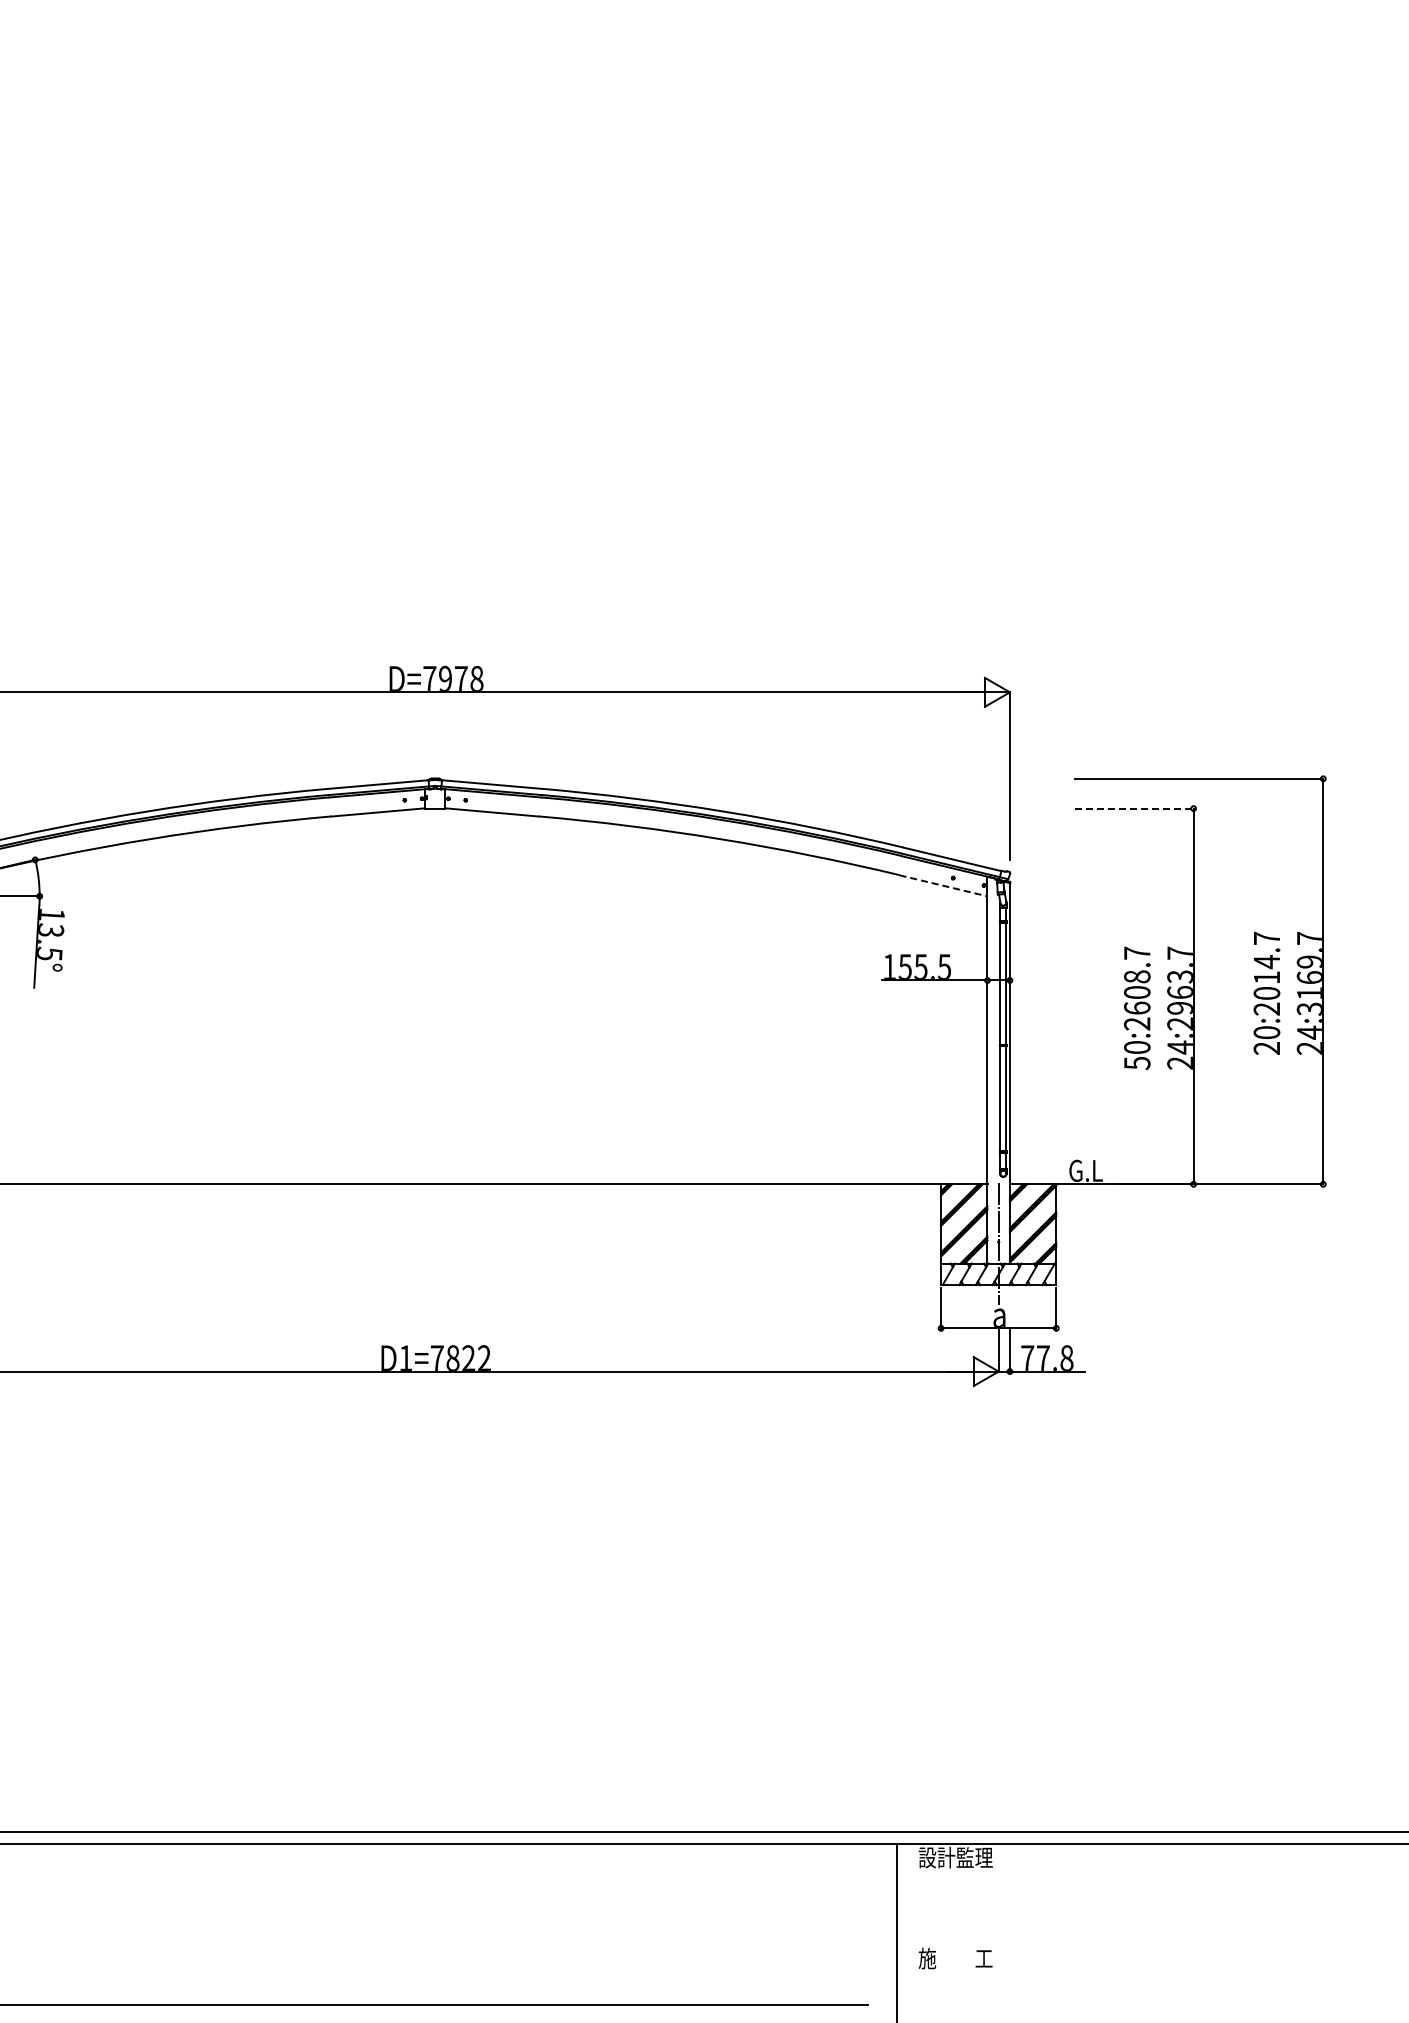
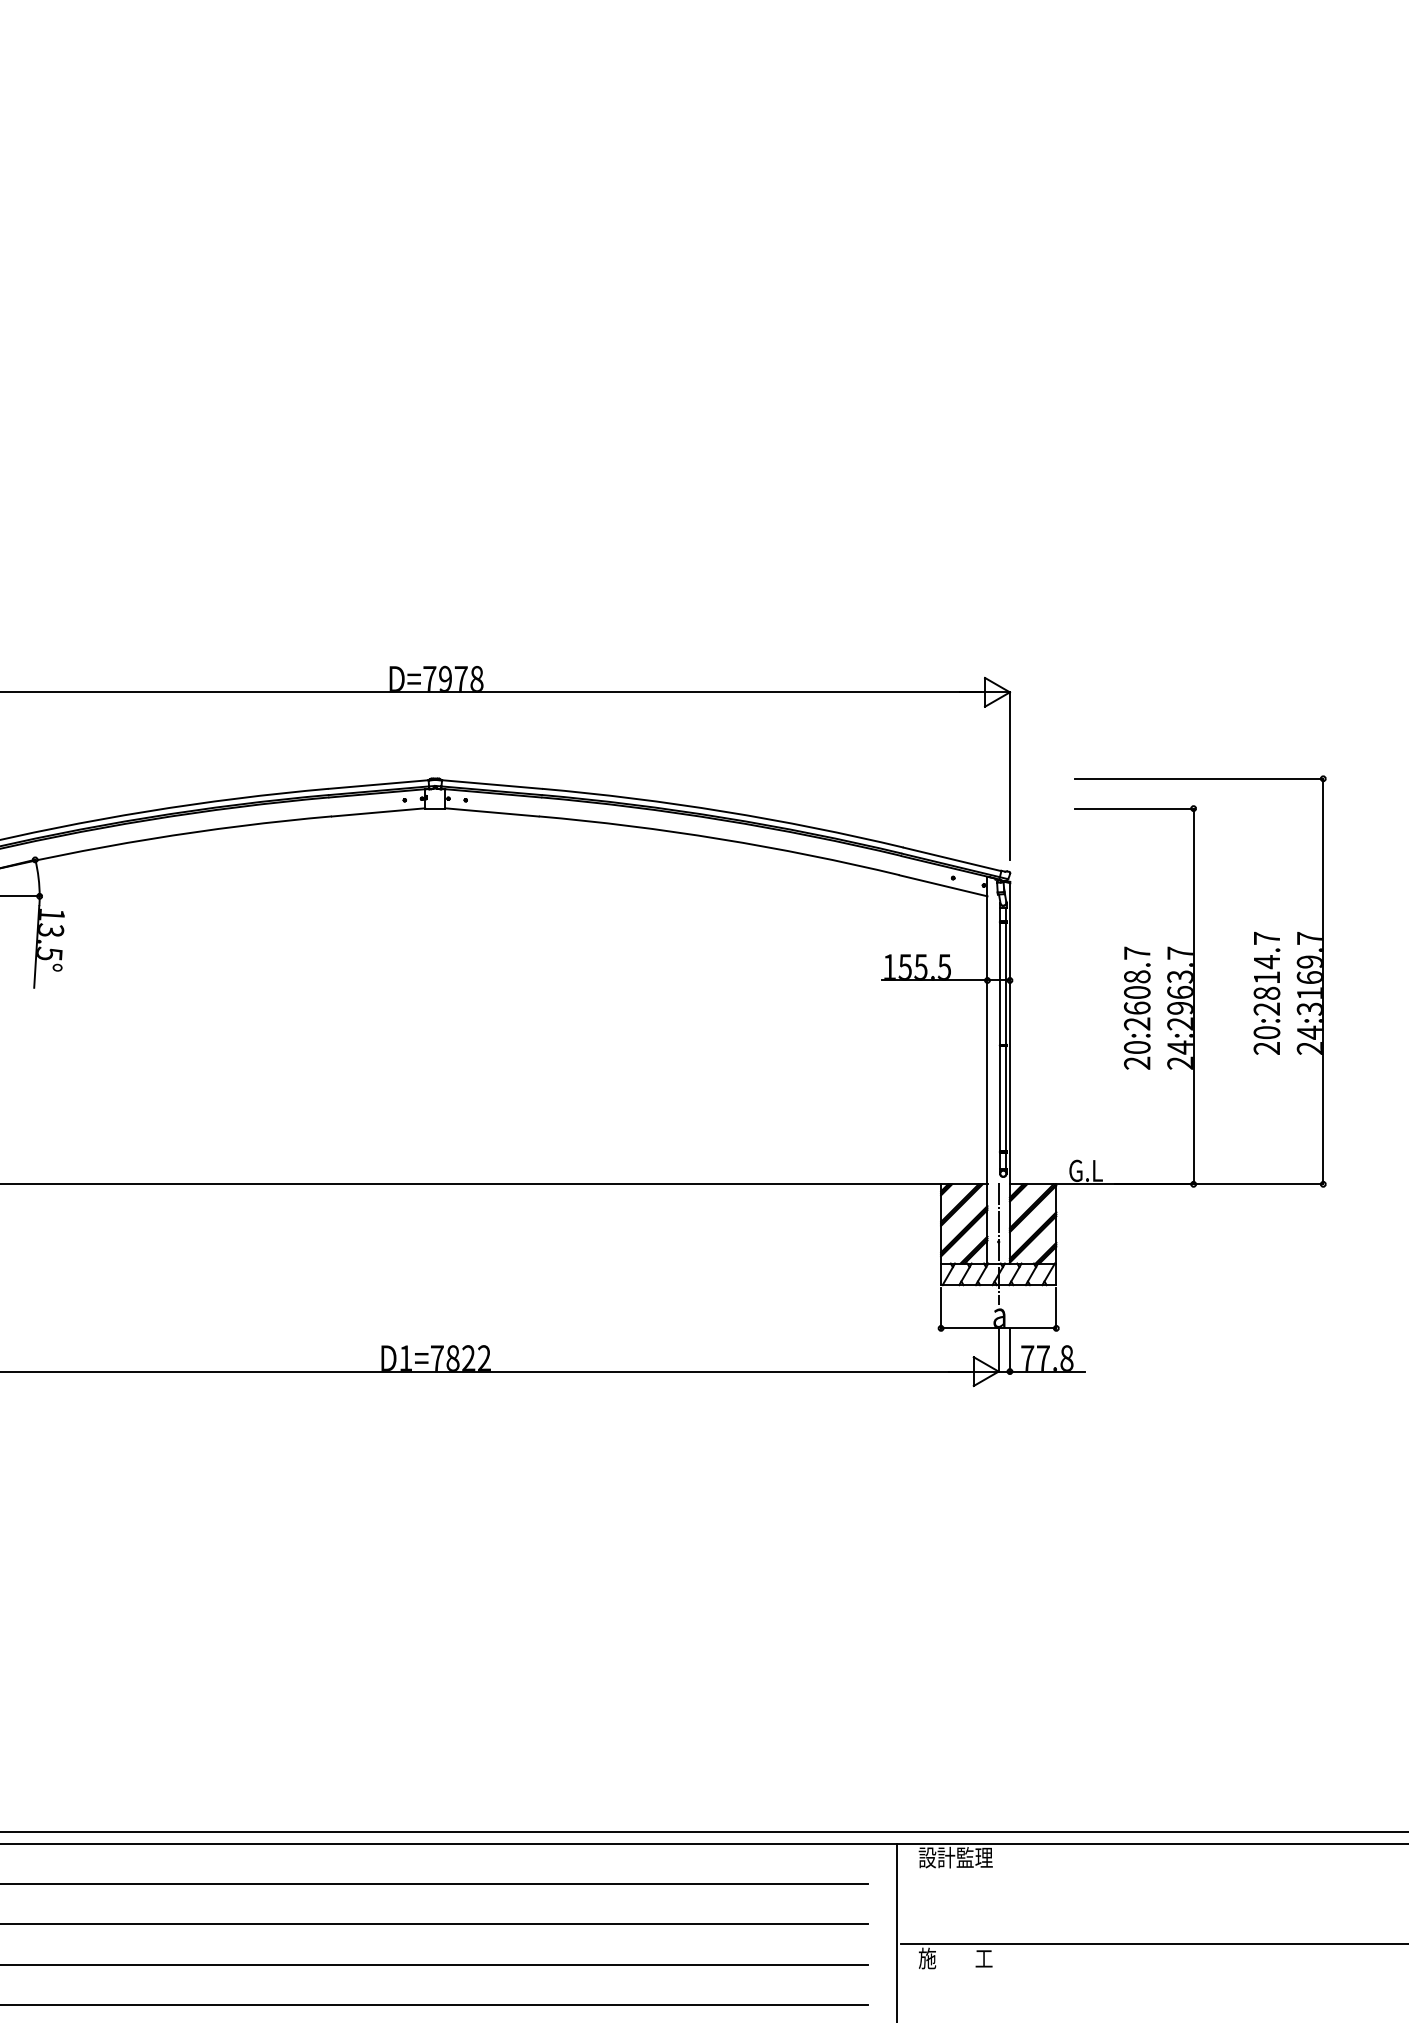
line: dashed -> solid (1134, 808)
line: dashed -> solid (944, 885)
text: 20:2014.7 -> 20:2814.7 (1266, 992)
text: 50:2608.7 -> 20:2608.7 (1137, 1063)
line: none -> present (435, 1883)
line: none -> present (435, 1924)
line: none -> present (1153, 1944)
line: none -> present (435, 1964)
